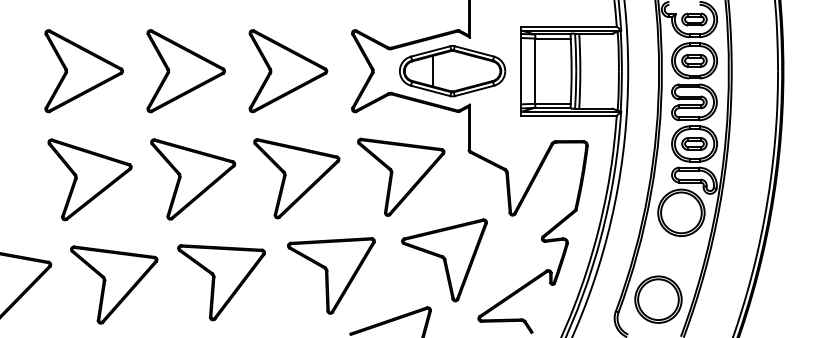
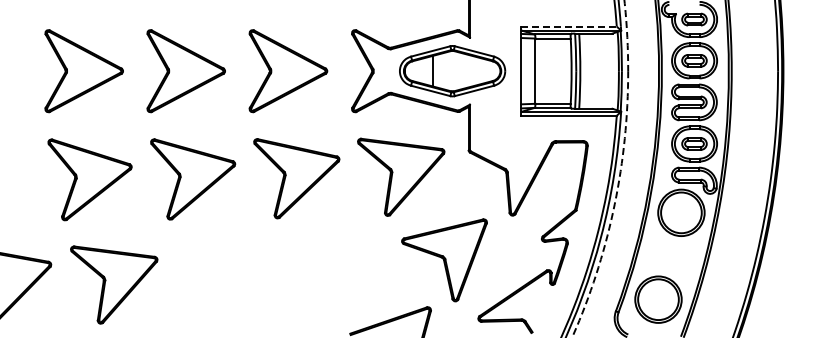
line: solid -> dashed (569, 26)
circle: solid -> dashed (599, 168)
part: present -> none (331, 275)
part: present -> none (221, 282)
